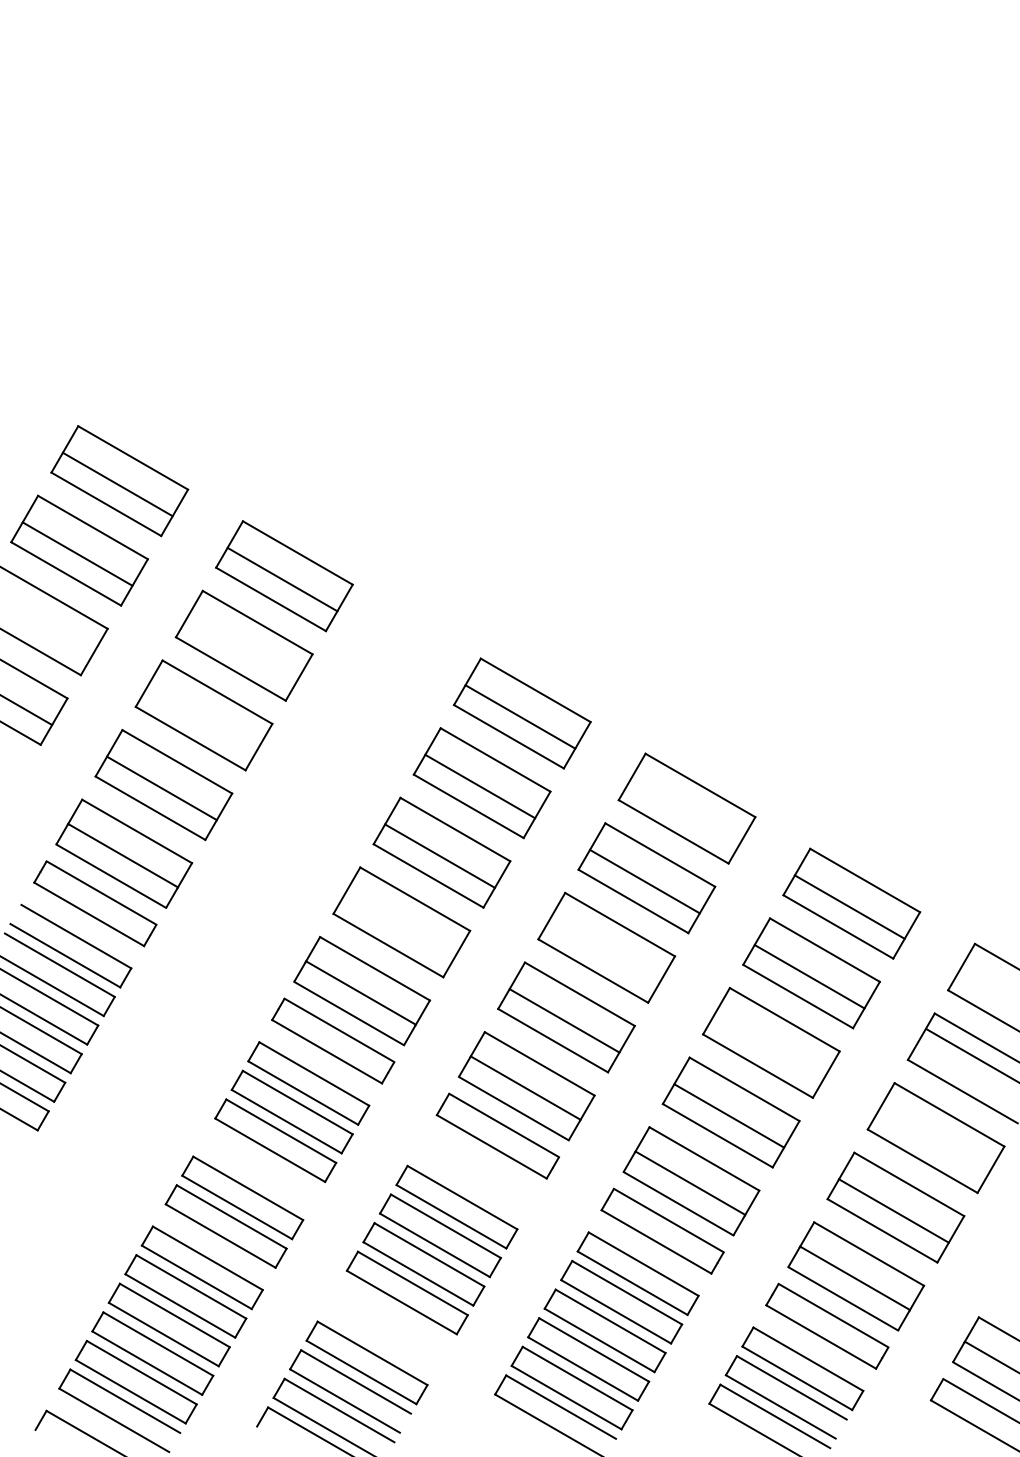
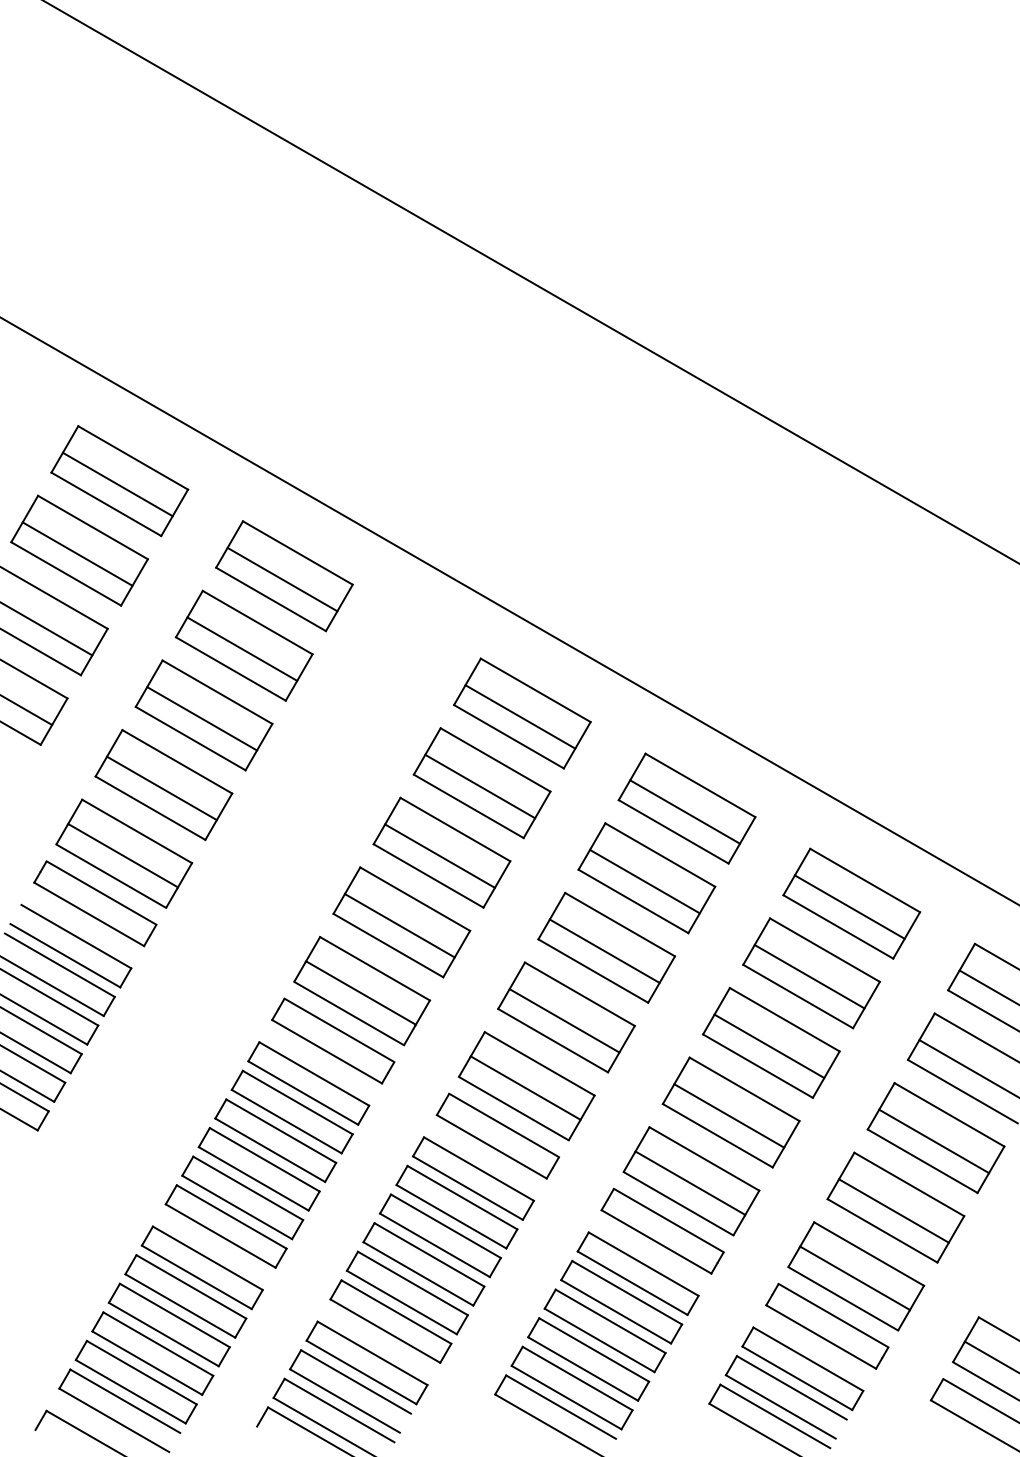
line: none -> present (530, 282)
line: none -> present (509, 610)
line: none -> present (47, 629)
line: none -> present (242, 648)
line: none -> present (202, 718)
line: none -> present (685, 811)
line: none -> present (399, 925)
line: none -> present (604, 950)
line: none -> present (987, 986)
line: none -> present (769, 1046)
line position: (971, 1054) -> (967, 1067) (967, 1067)
line: none -> present (934, 1141)
part: none -> present (258, 1169)
part: none -> present (472, 1178)
part: none -> present (390, 1321)
